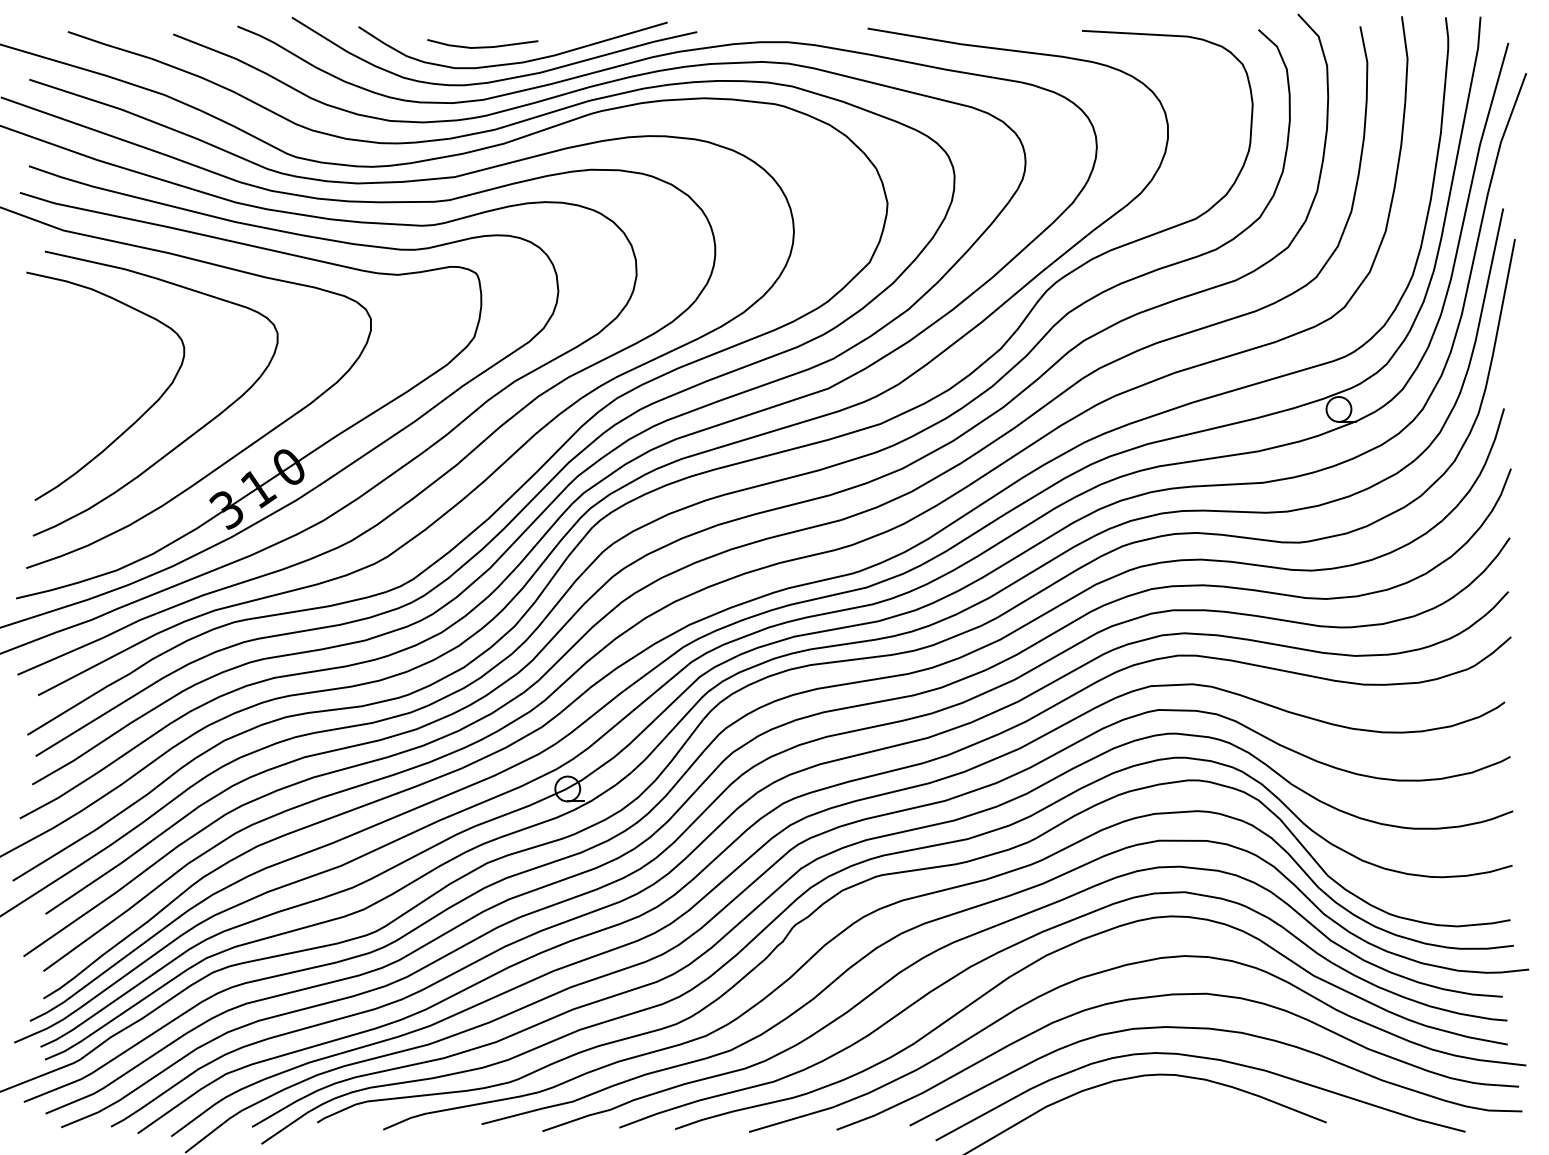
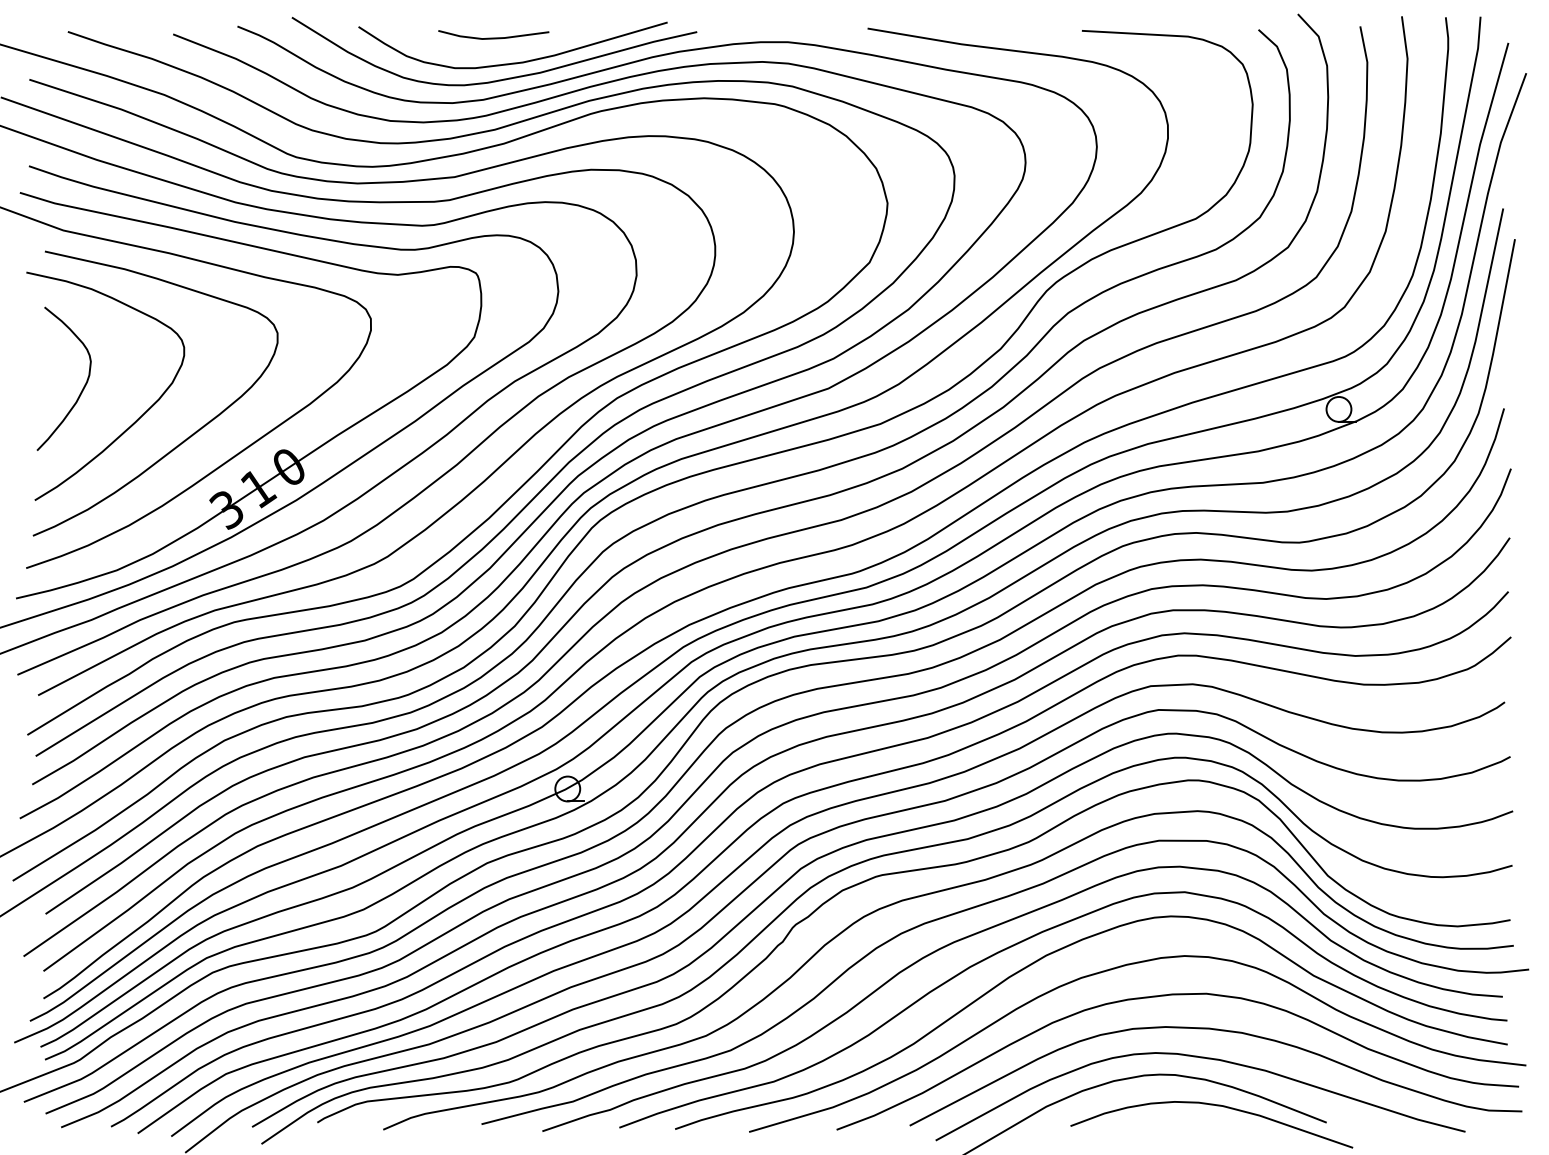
line position: (482, 46) -> (493, 37) (493, 37)
curve: none -> present (82, 388)
curve: none -> present (1216, 1106)
